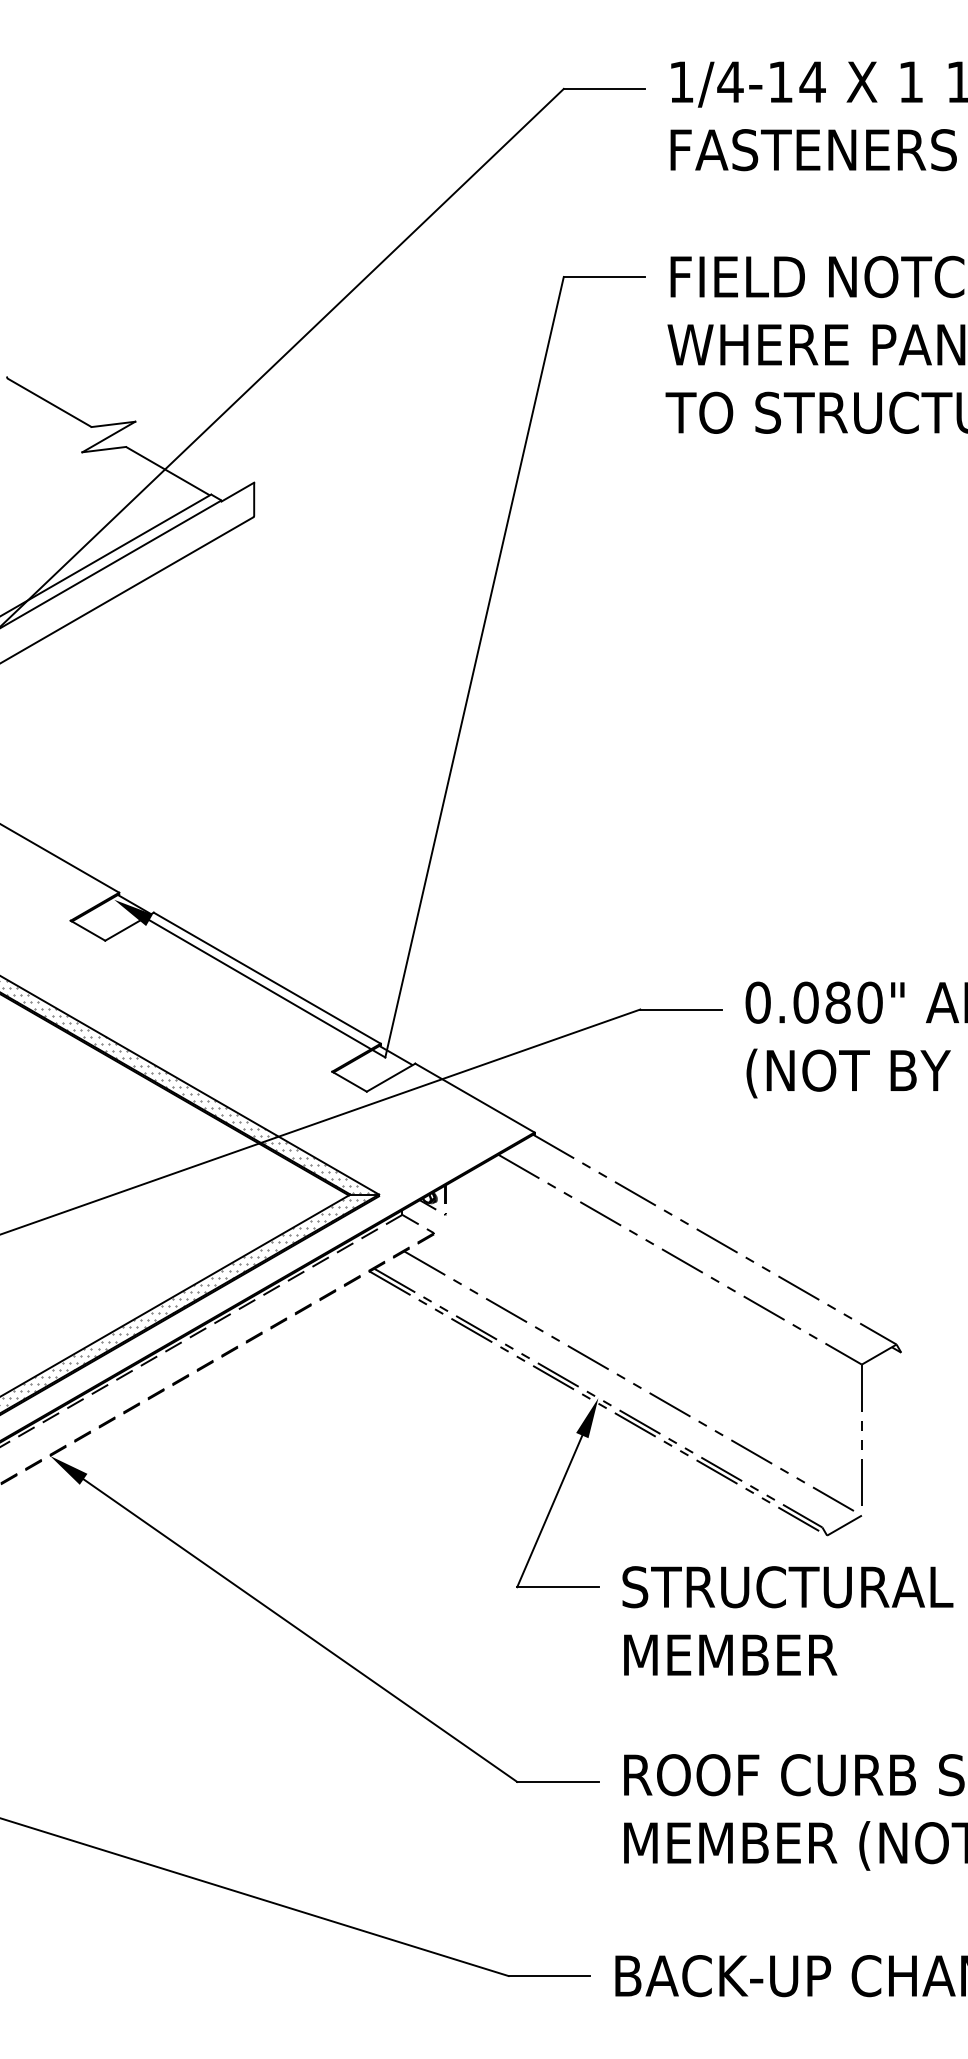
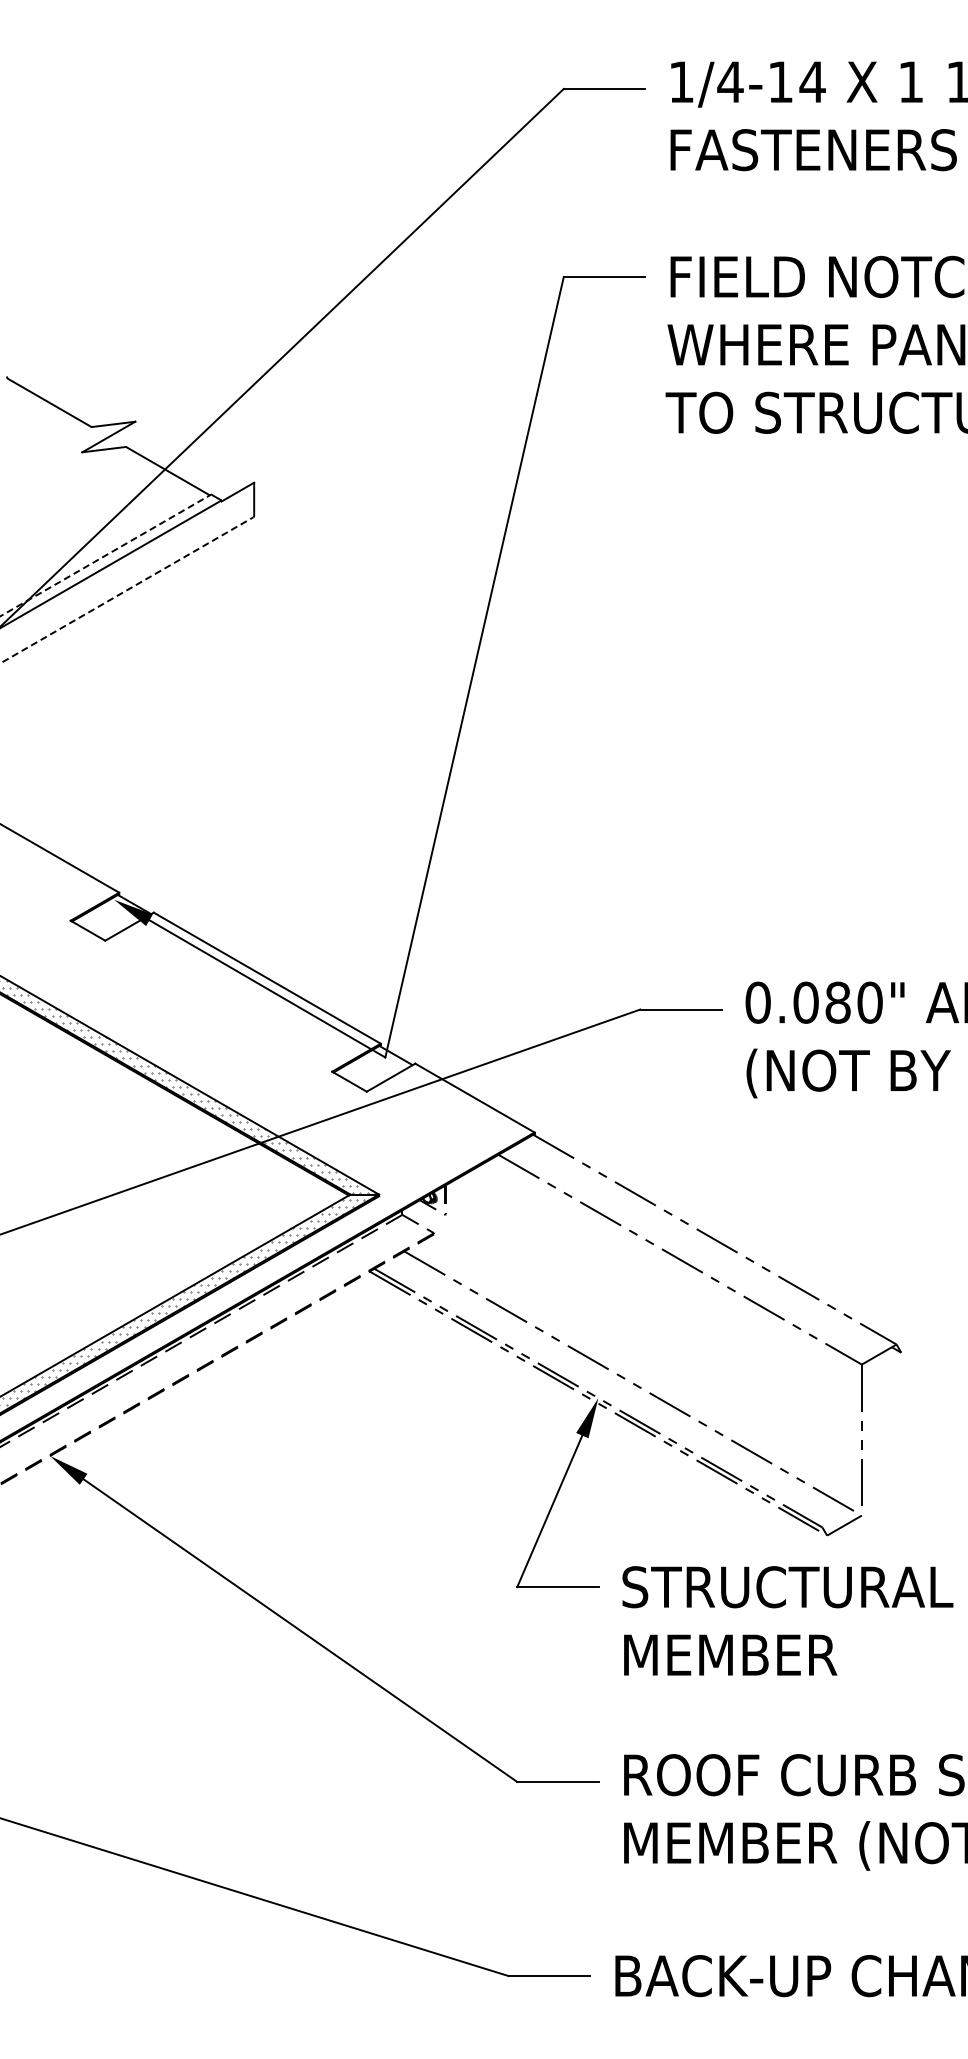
line: solid -> dashed (106, 555)
line: solid -> dashed (126, 590)
